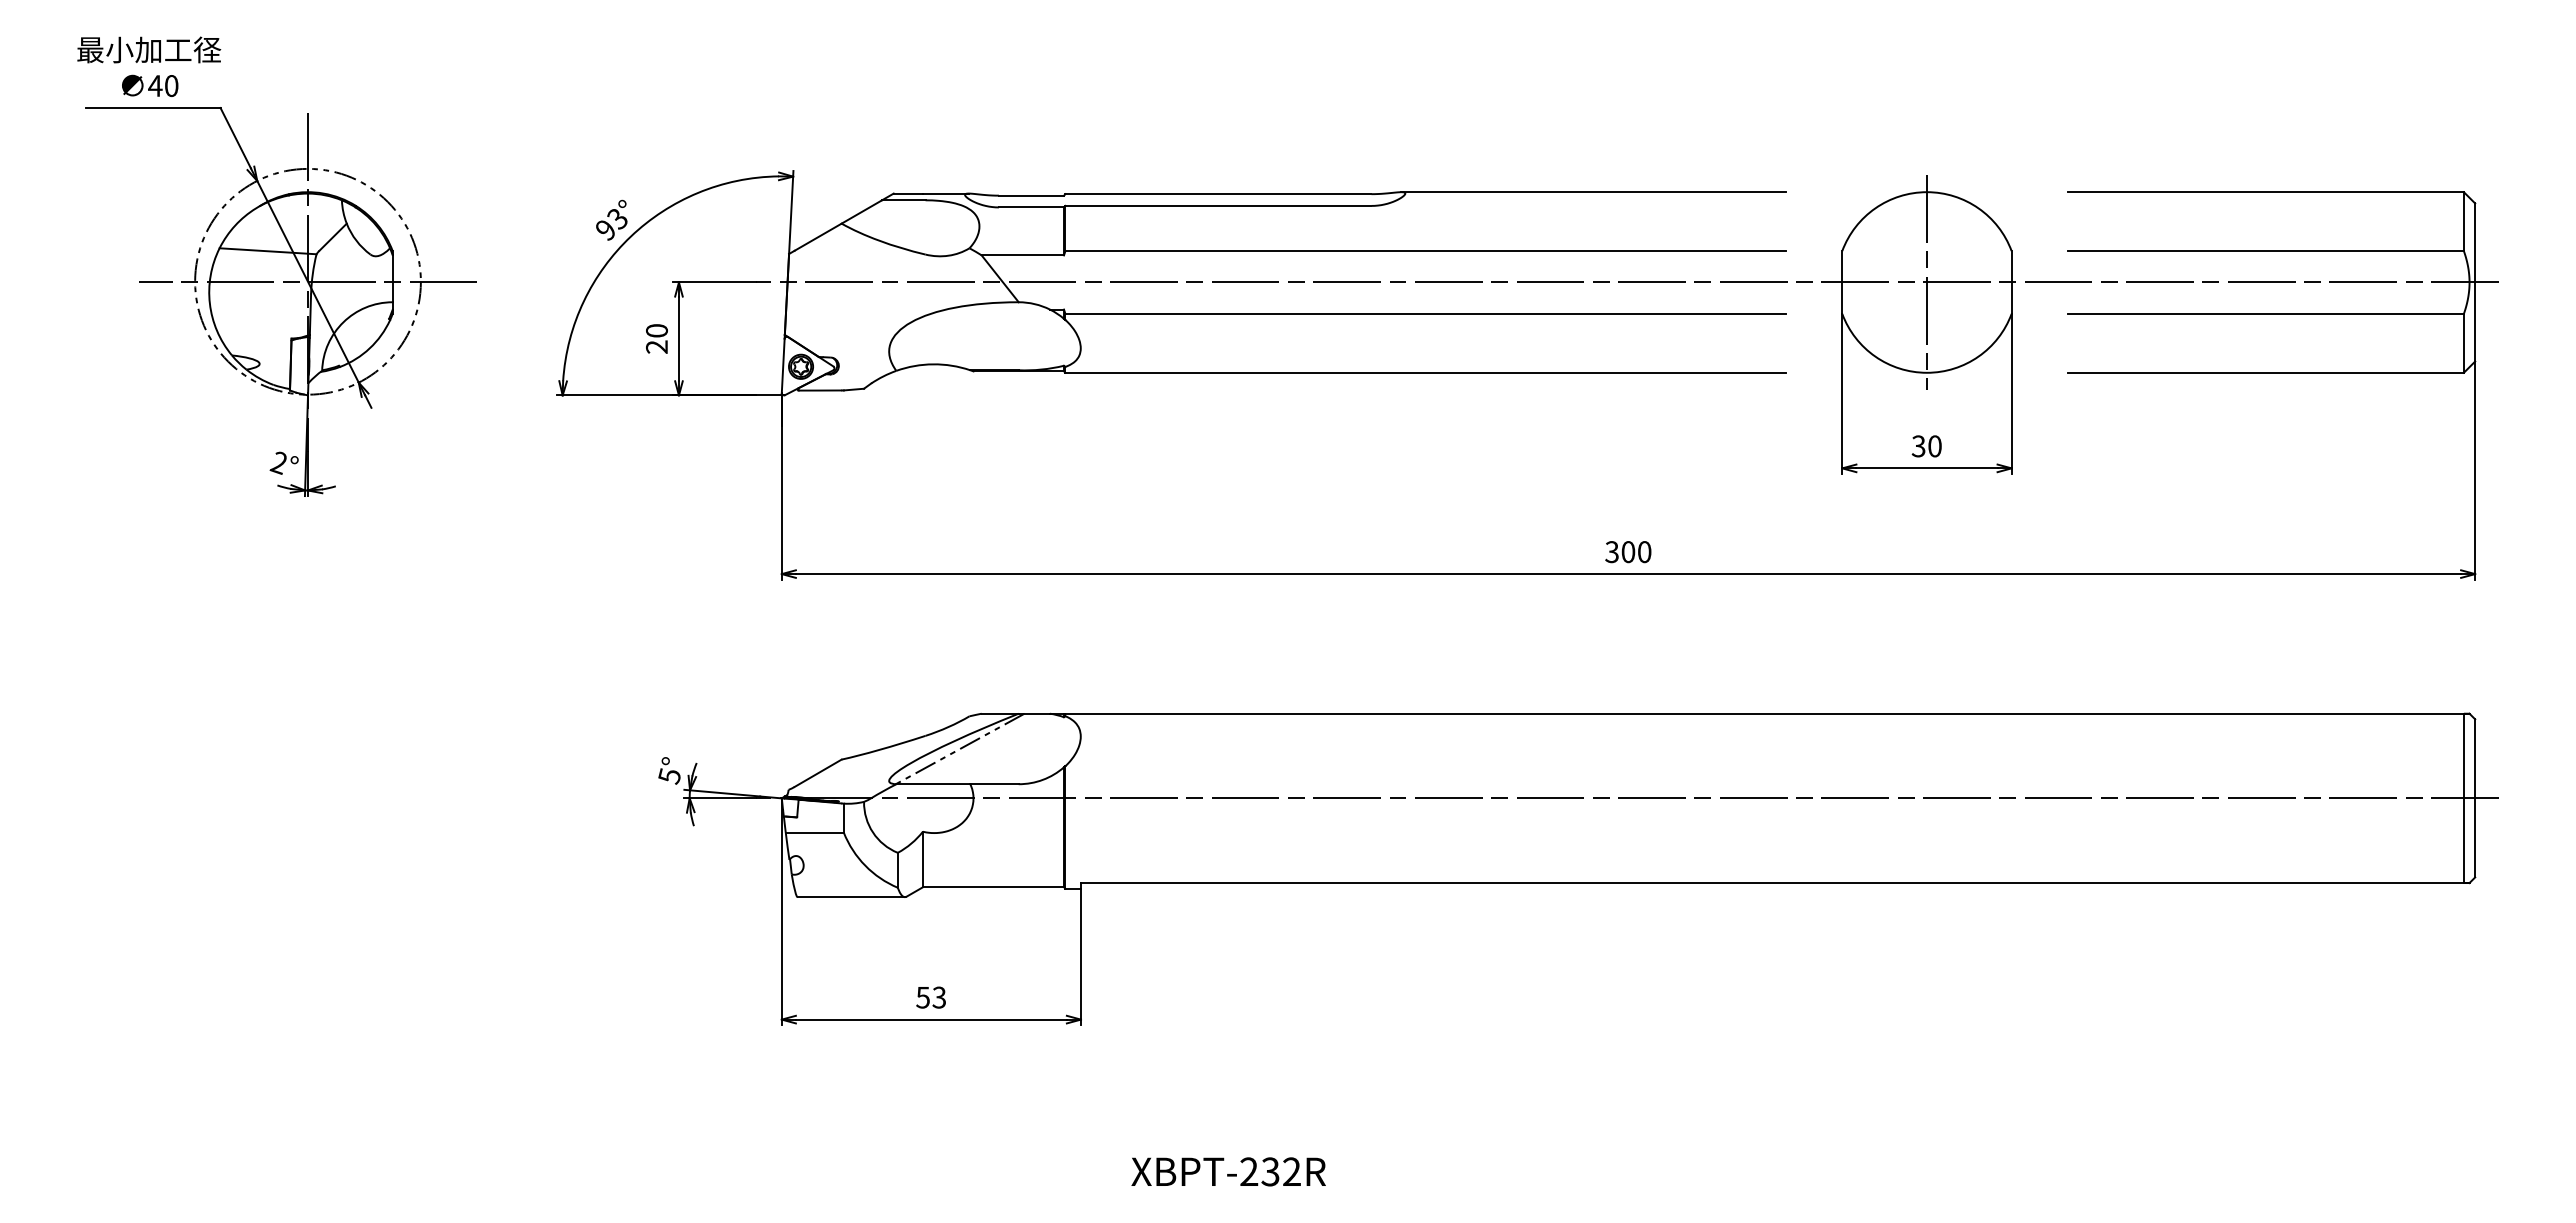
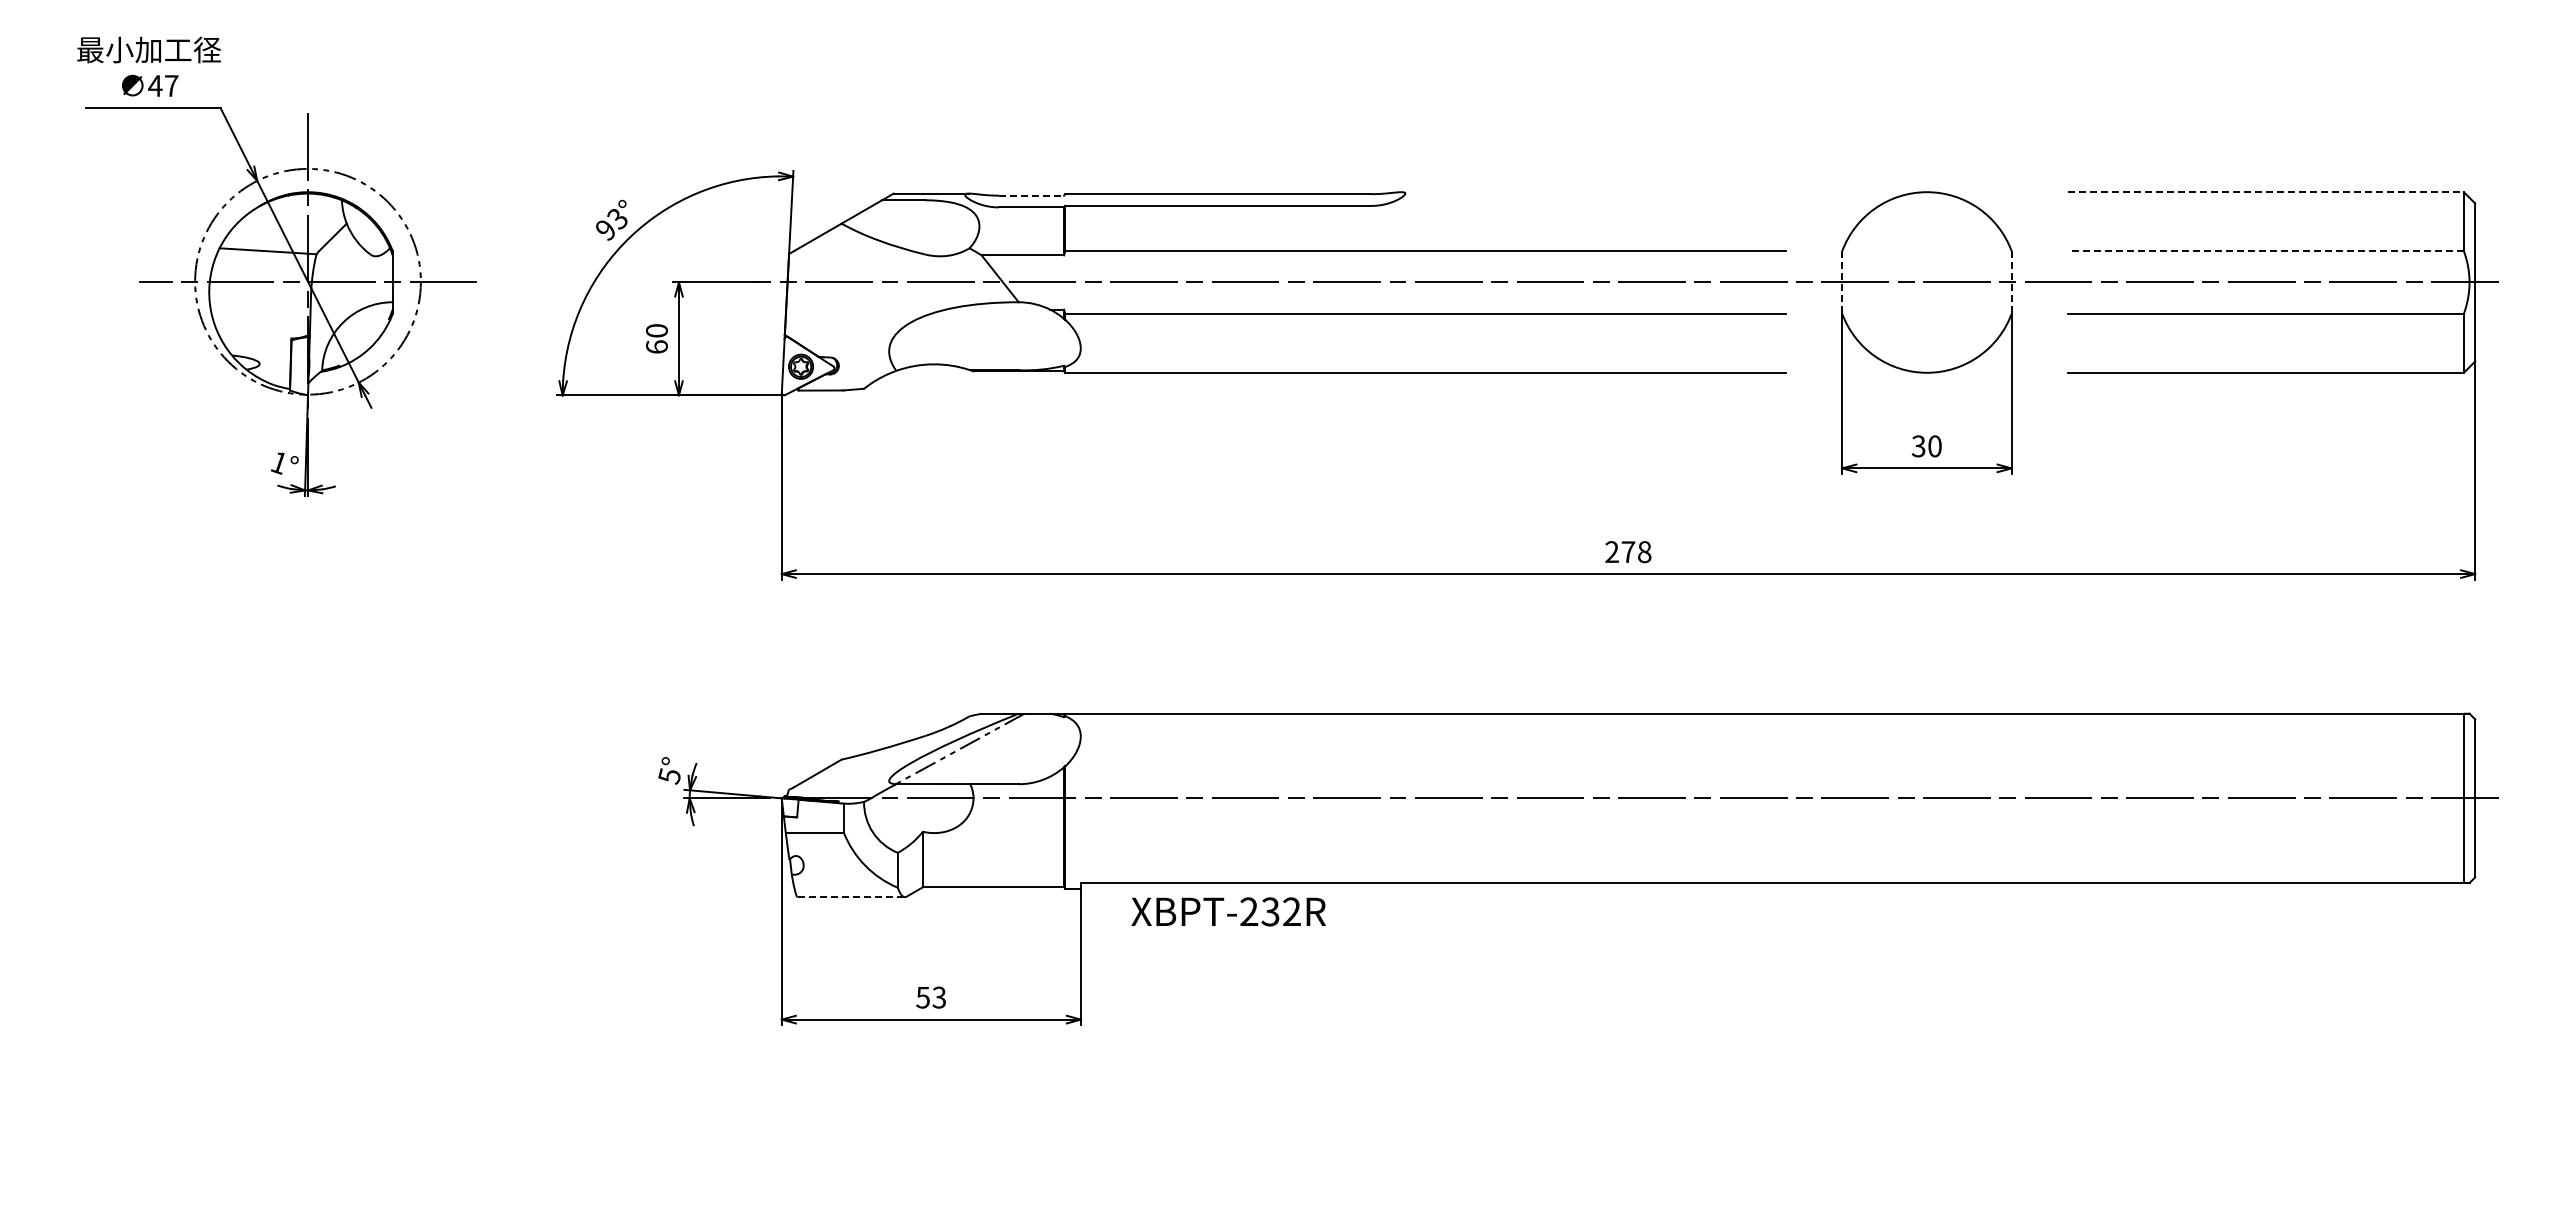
text: 40 -> 47 (171, 86)
line: present -> none (1593, 192)
line: solid -> dashed (2265, 192)
line: solid -> dashed (1031, 195)
line: solid -> dashed (2265, 251)
line: present -> none (1926, 282)
line: solid -> dashed (1842, 283)
line: solid -> dashed (2011, 283)
text: 20 -> 60 (656, 346)
text: 2° -> 1° (277, 462)
text: 300 -> 278 (1628, 552)
line: solid -> dashed (851, 897)
text position: (1228, 1171) -> (1228, 911) (1228, 911)
